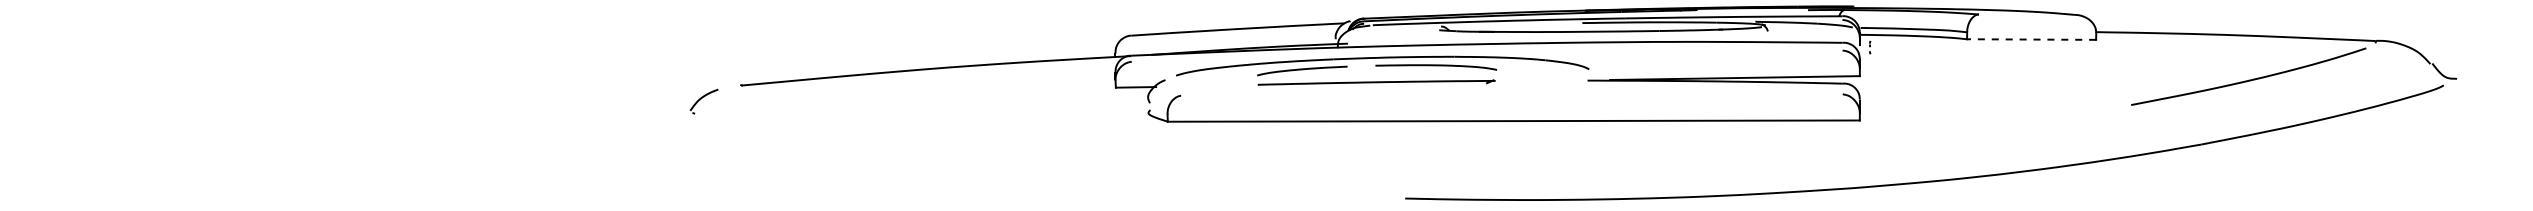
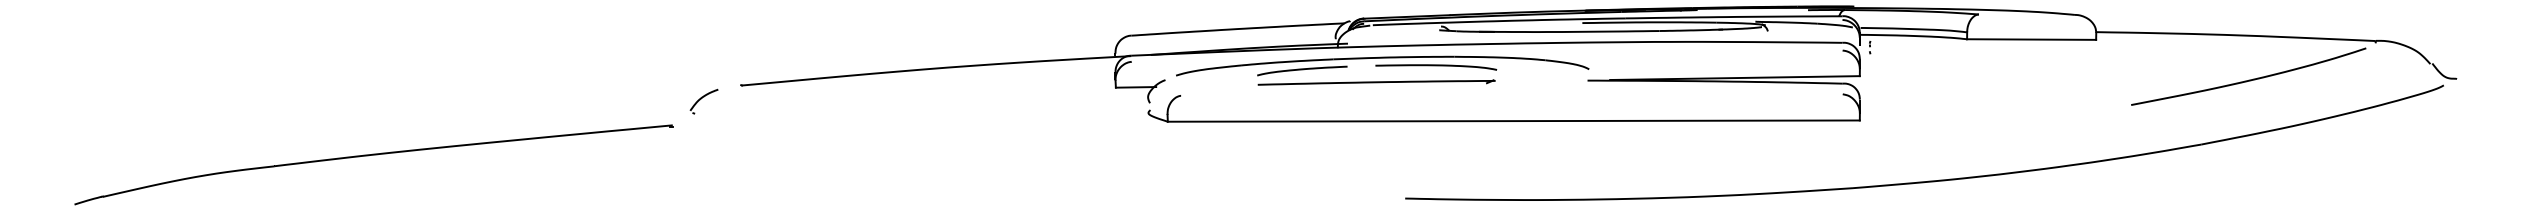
line: dashed -> solid (2031, 39)
part: none -> present (373, 155)
